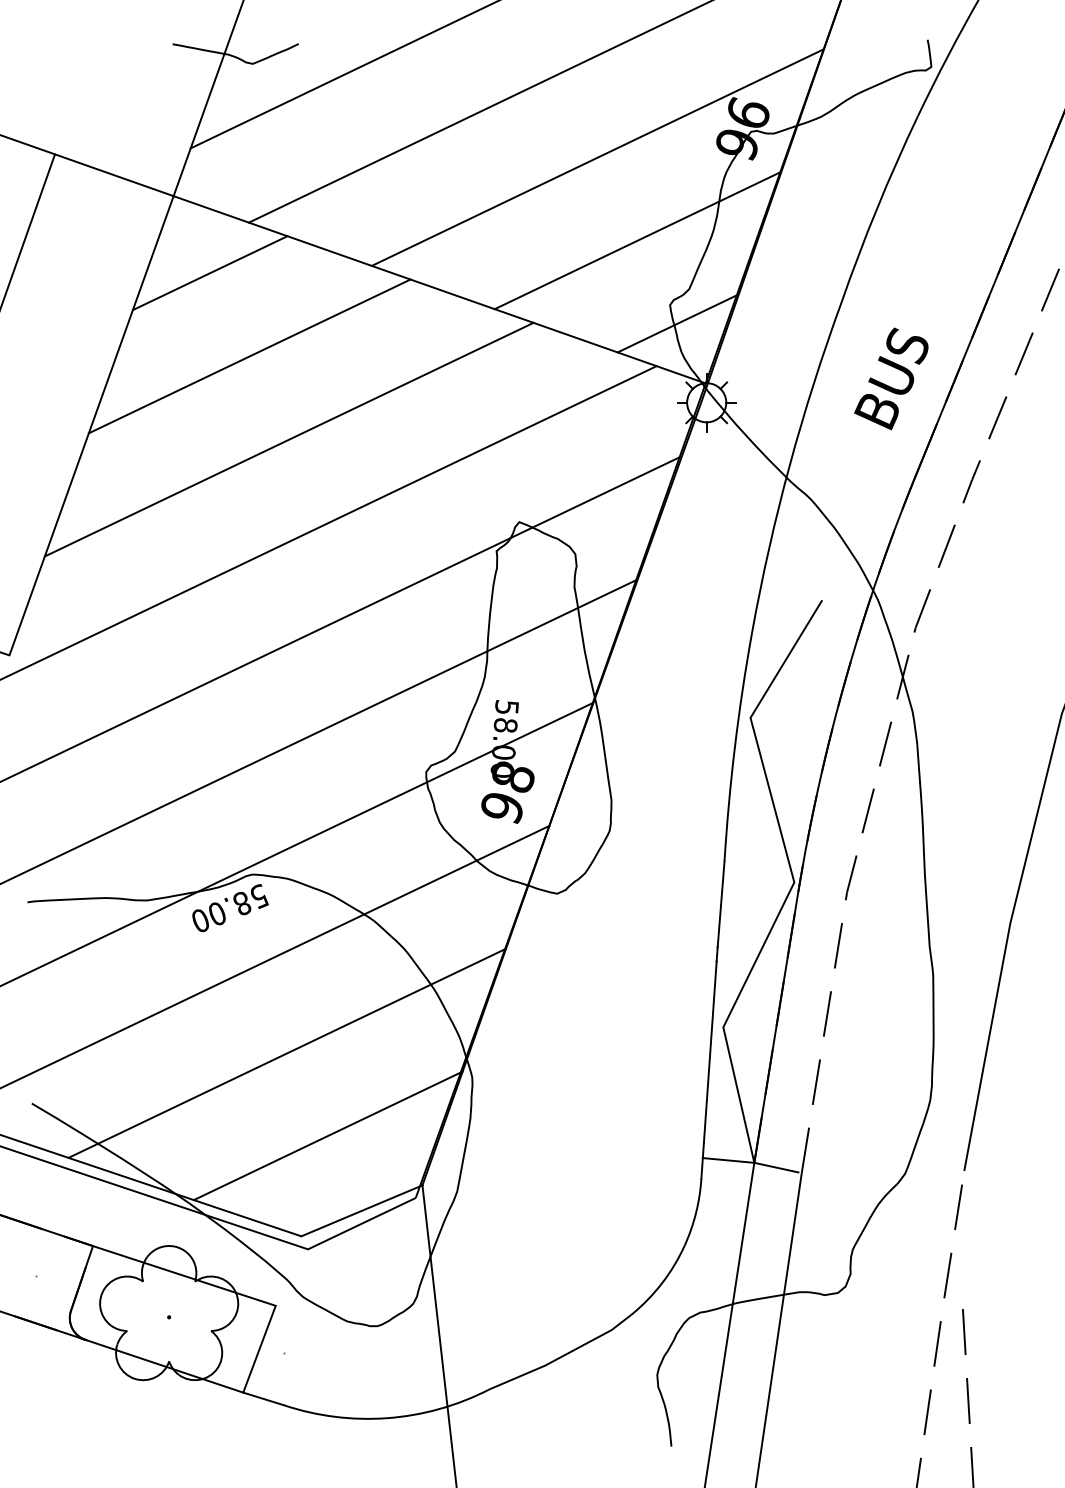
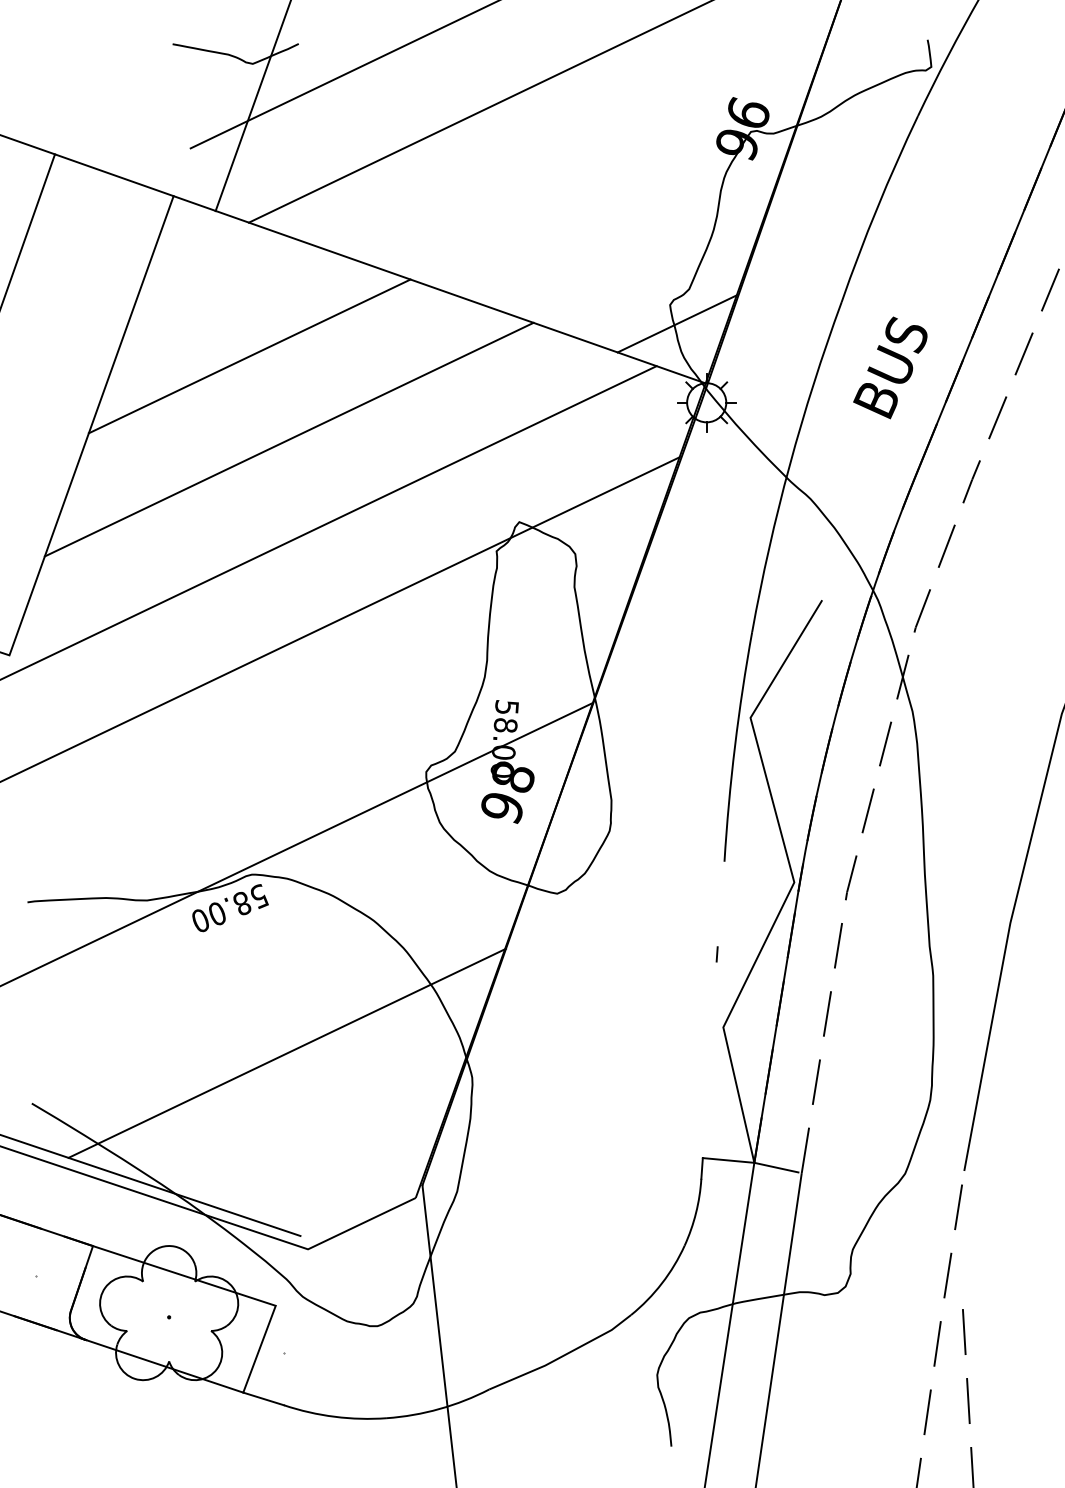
line position: (208, 99) -> (252, 106) (252, 106)
line: present -> none (597, 157)
line: present -> none (637, 240)
line: present -> none (209, 273)
text position: (891, 378) -> (890, 367) (890, 367)
line: present -> none (319, 731)
line: present -> none (720, 904)
line: present -> none (275, 956)
line: present -> none (709, 1059)
line: present -> none (327, 1135)
line: present -> none (361, 1210)
